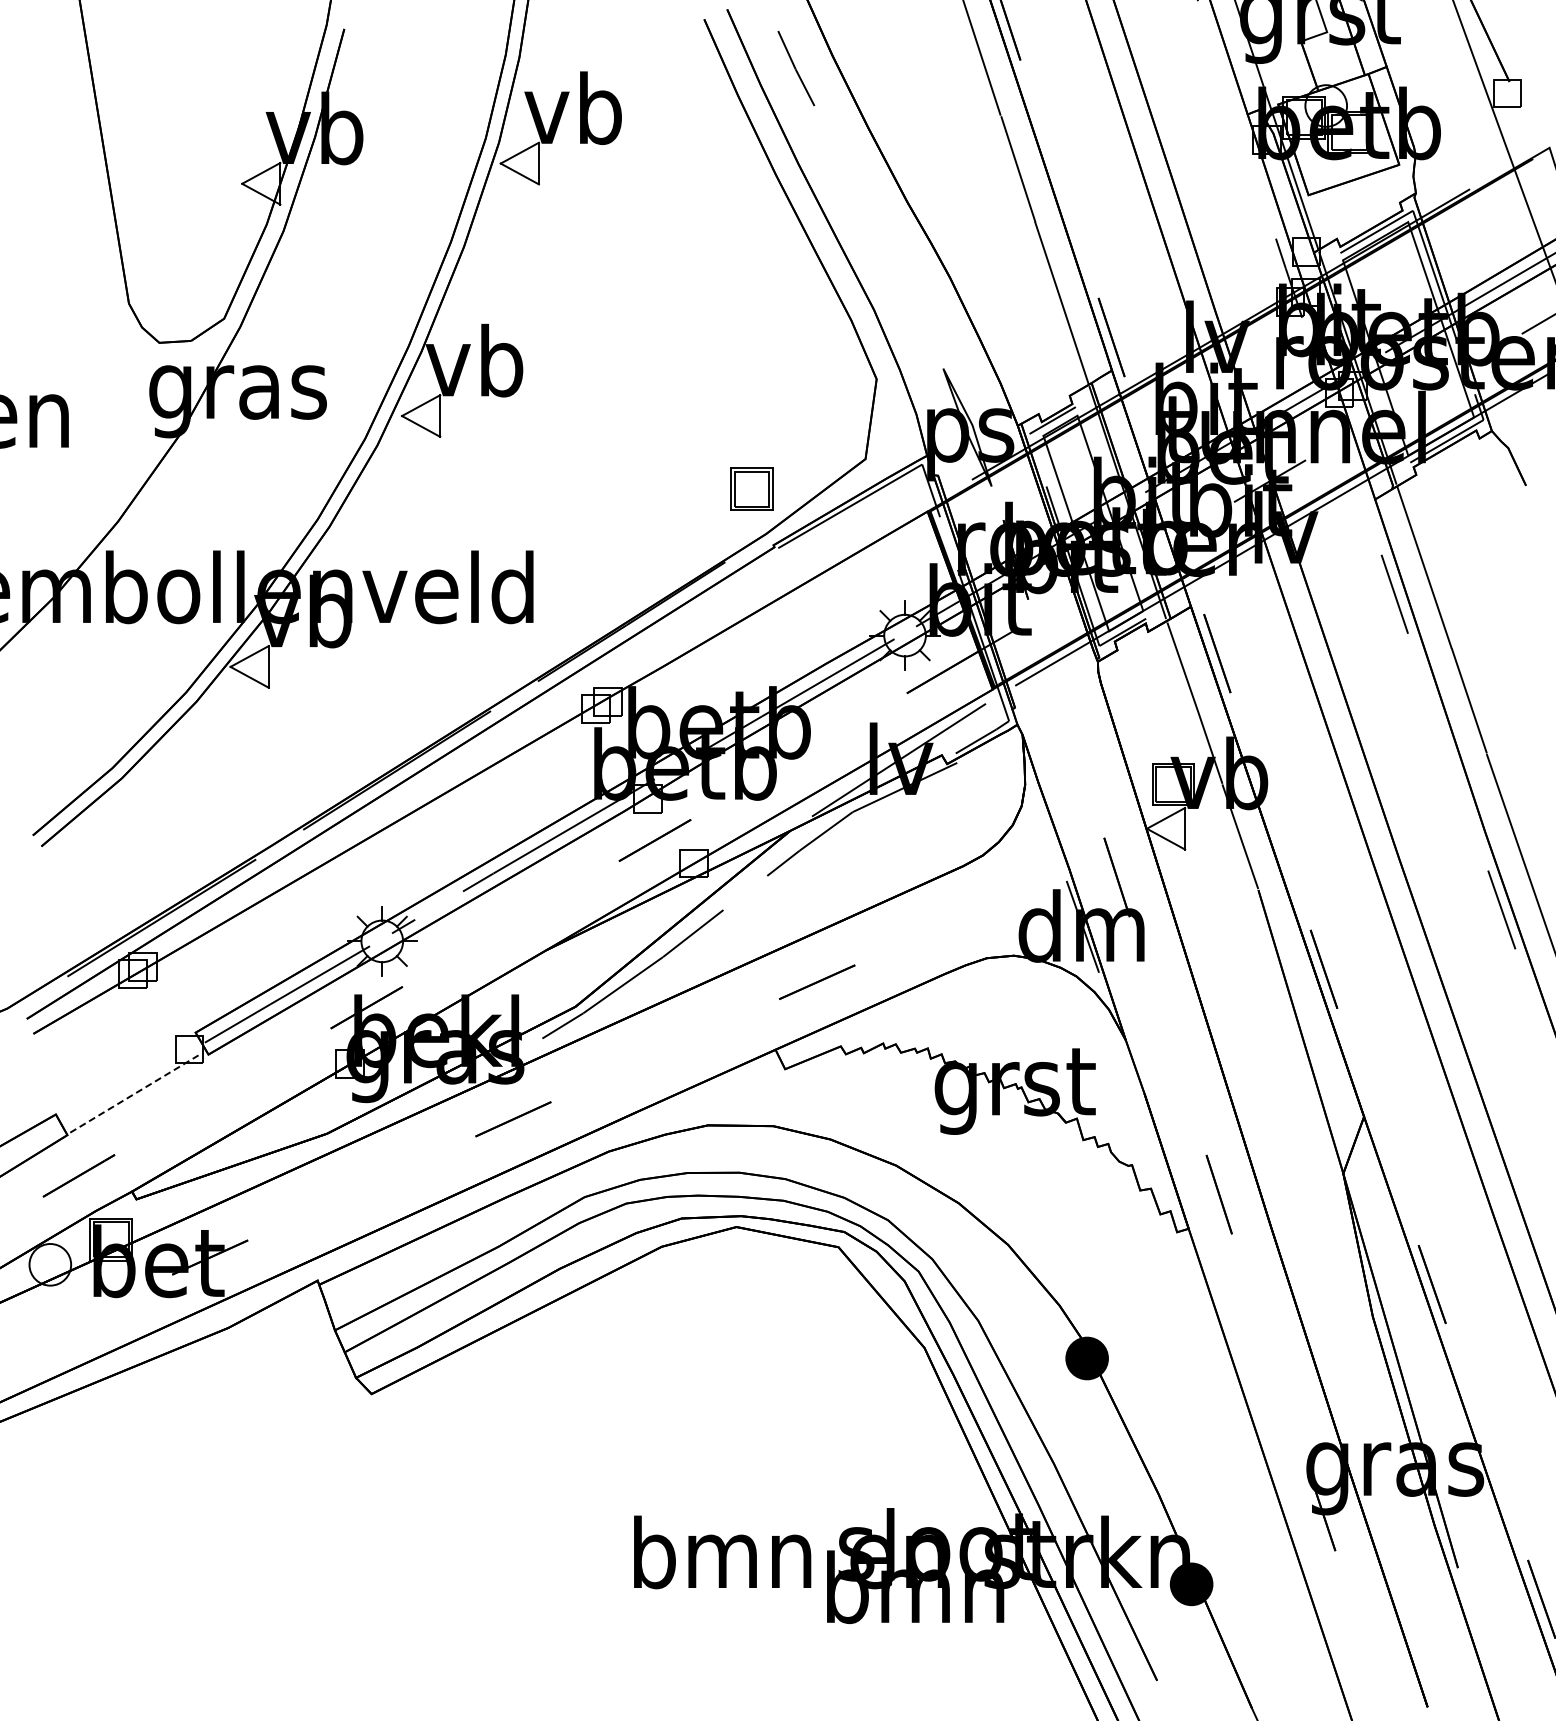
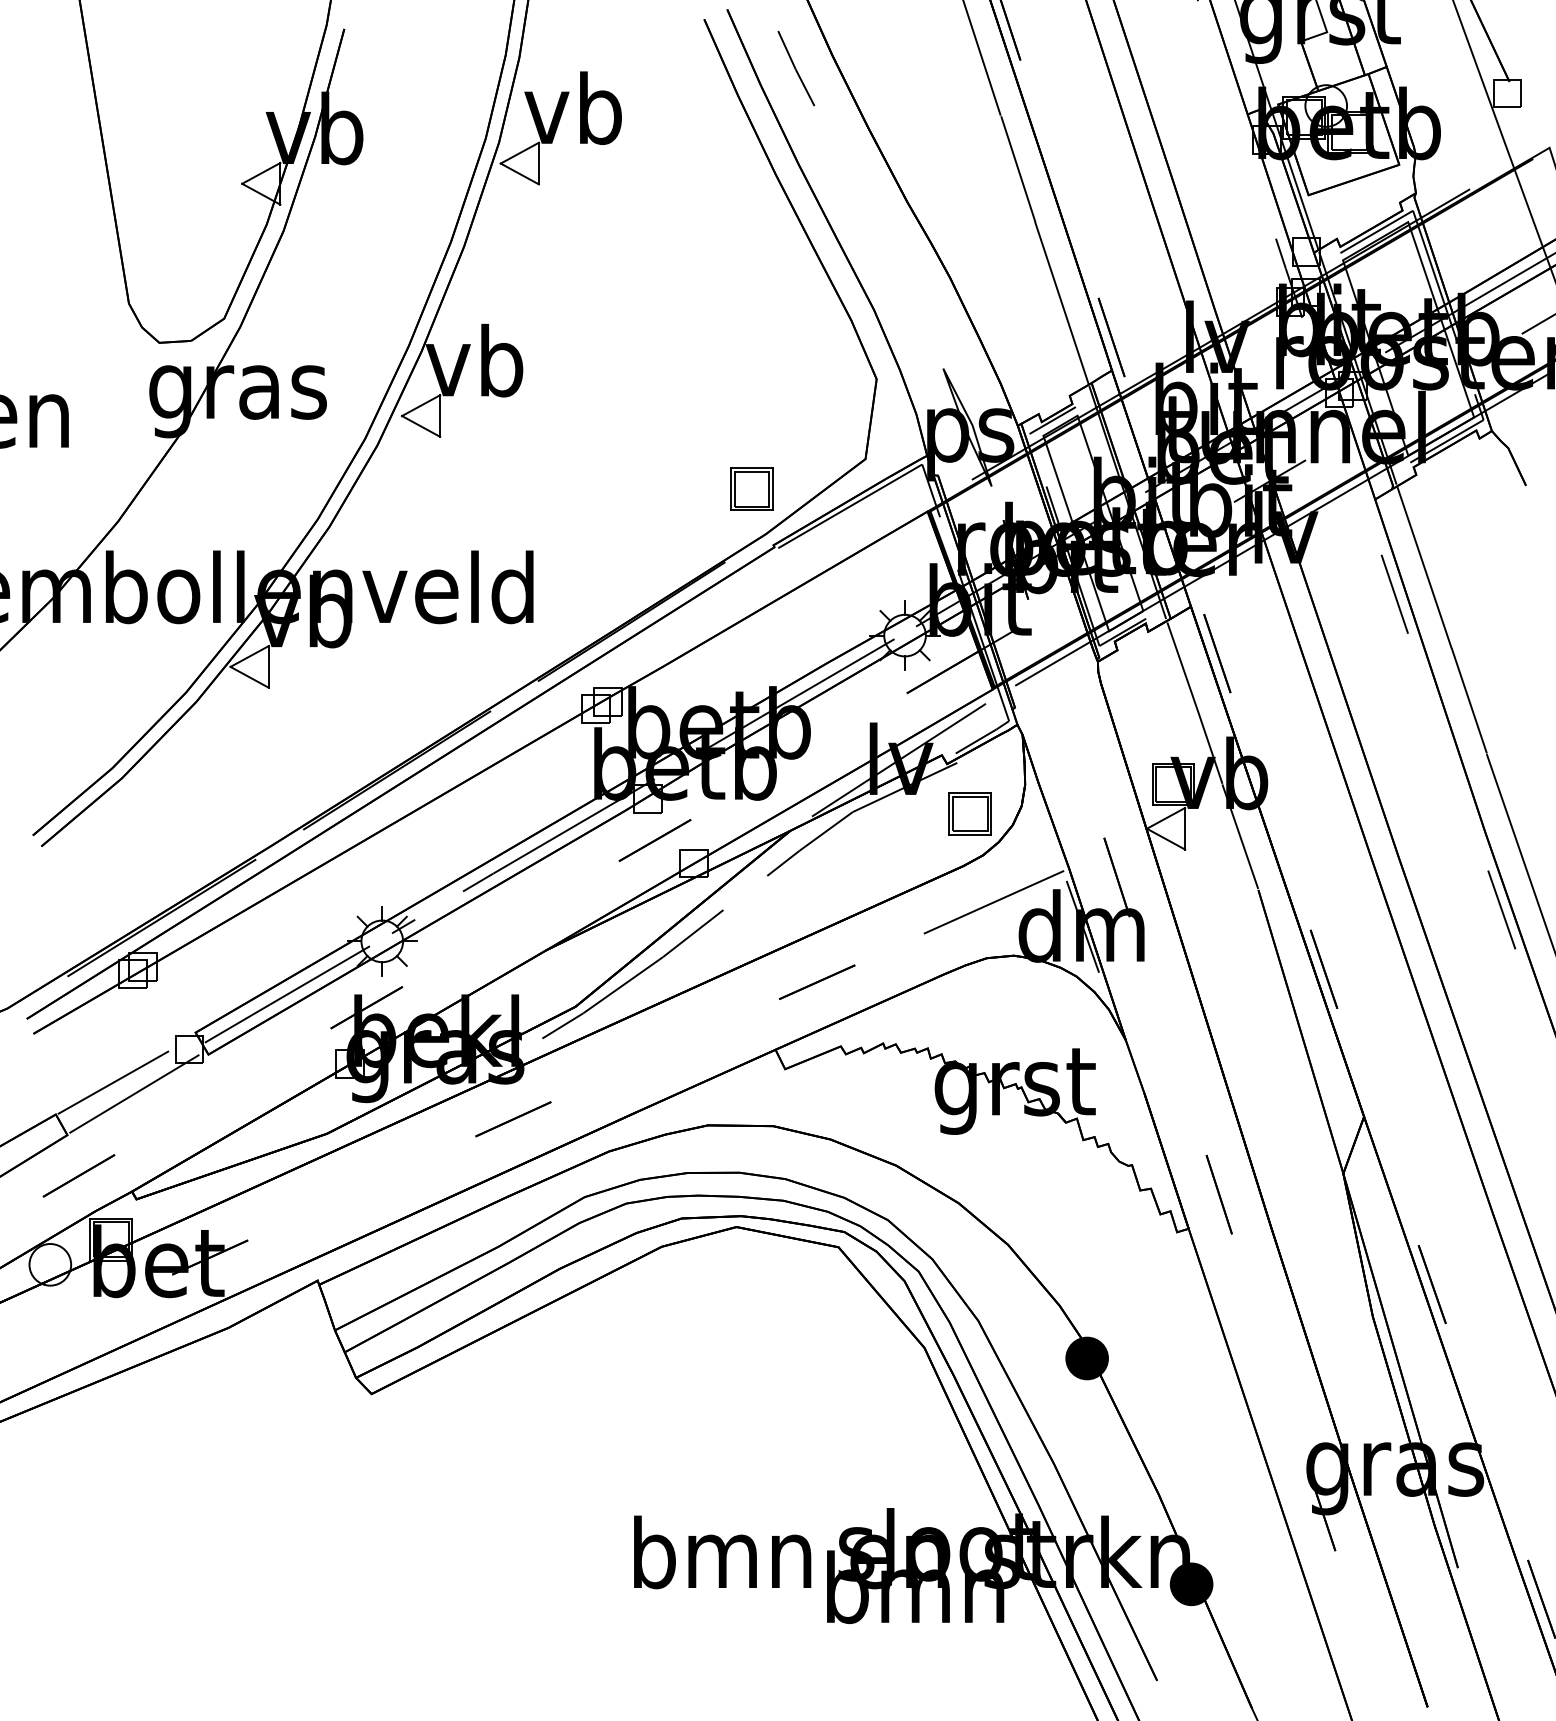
part: none -> present (969, 813)
line: none -> present (993, 902)
line: none -> present (113, 1082)
line: dashed -> solid (134, 1094)
